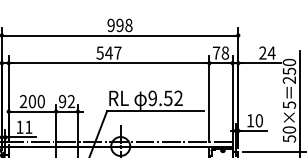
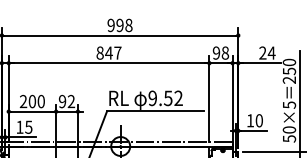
text: 547 -> 847 (99, 52)
text: 78 -> 98 (216, 52)
text: 11 -> 15 (28, 126)
